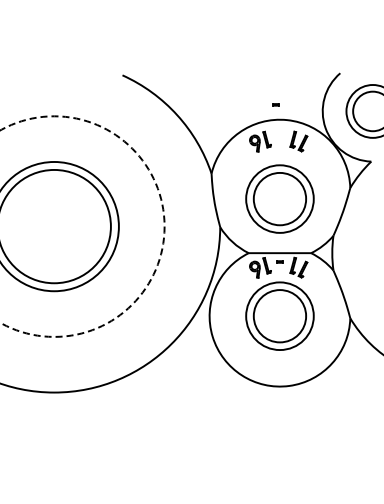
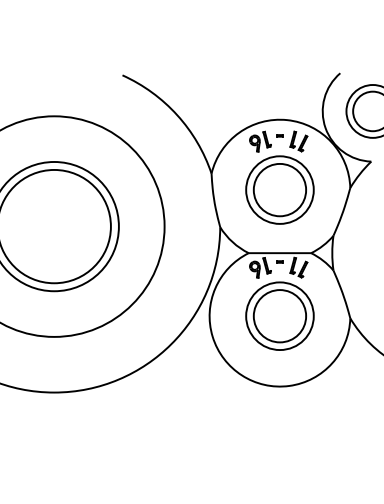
part position: (275, 104) -> (279, 135) (279, 135)
part position: (279, 198) -> (279, 189) (279, 189)
circle: dashed -> solid (82, 226)
